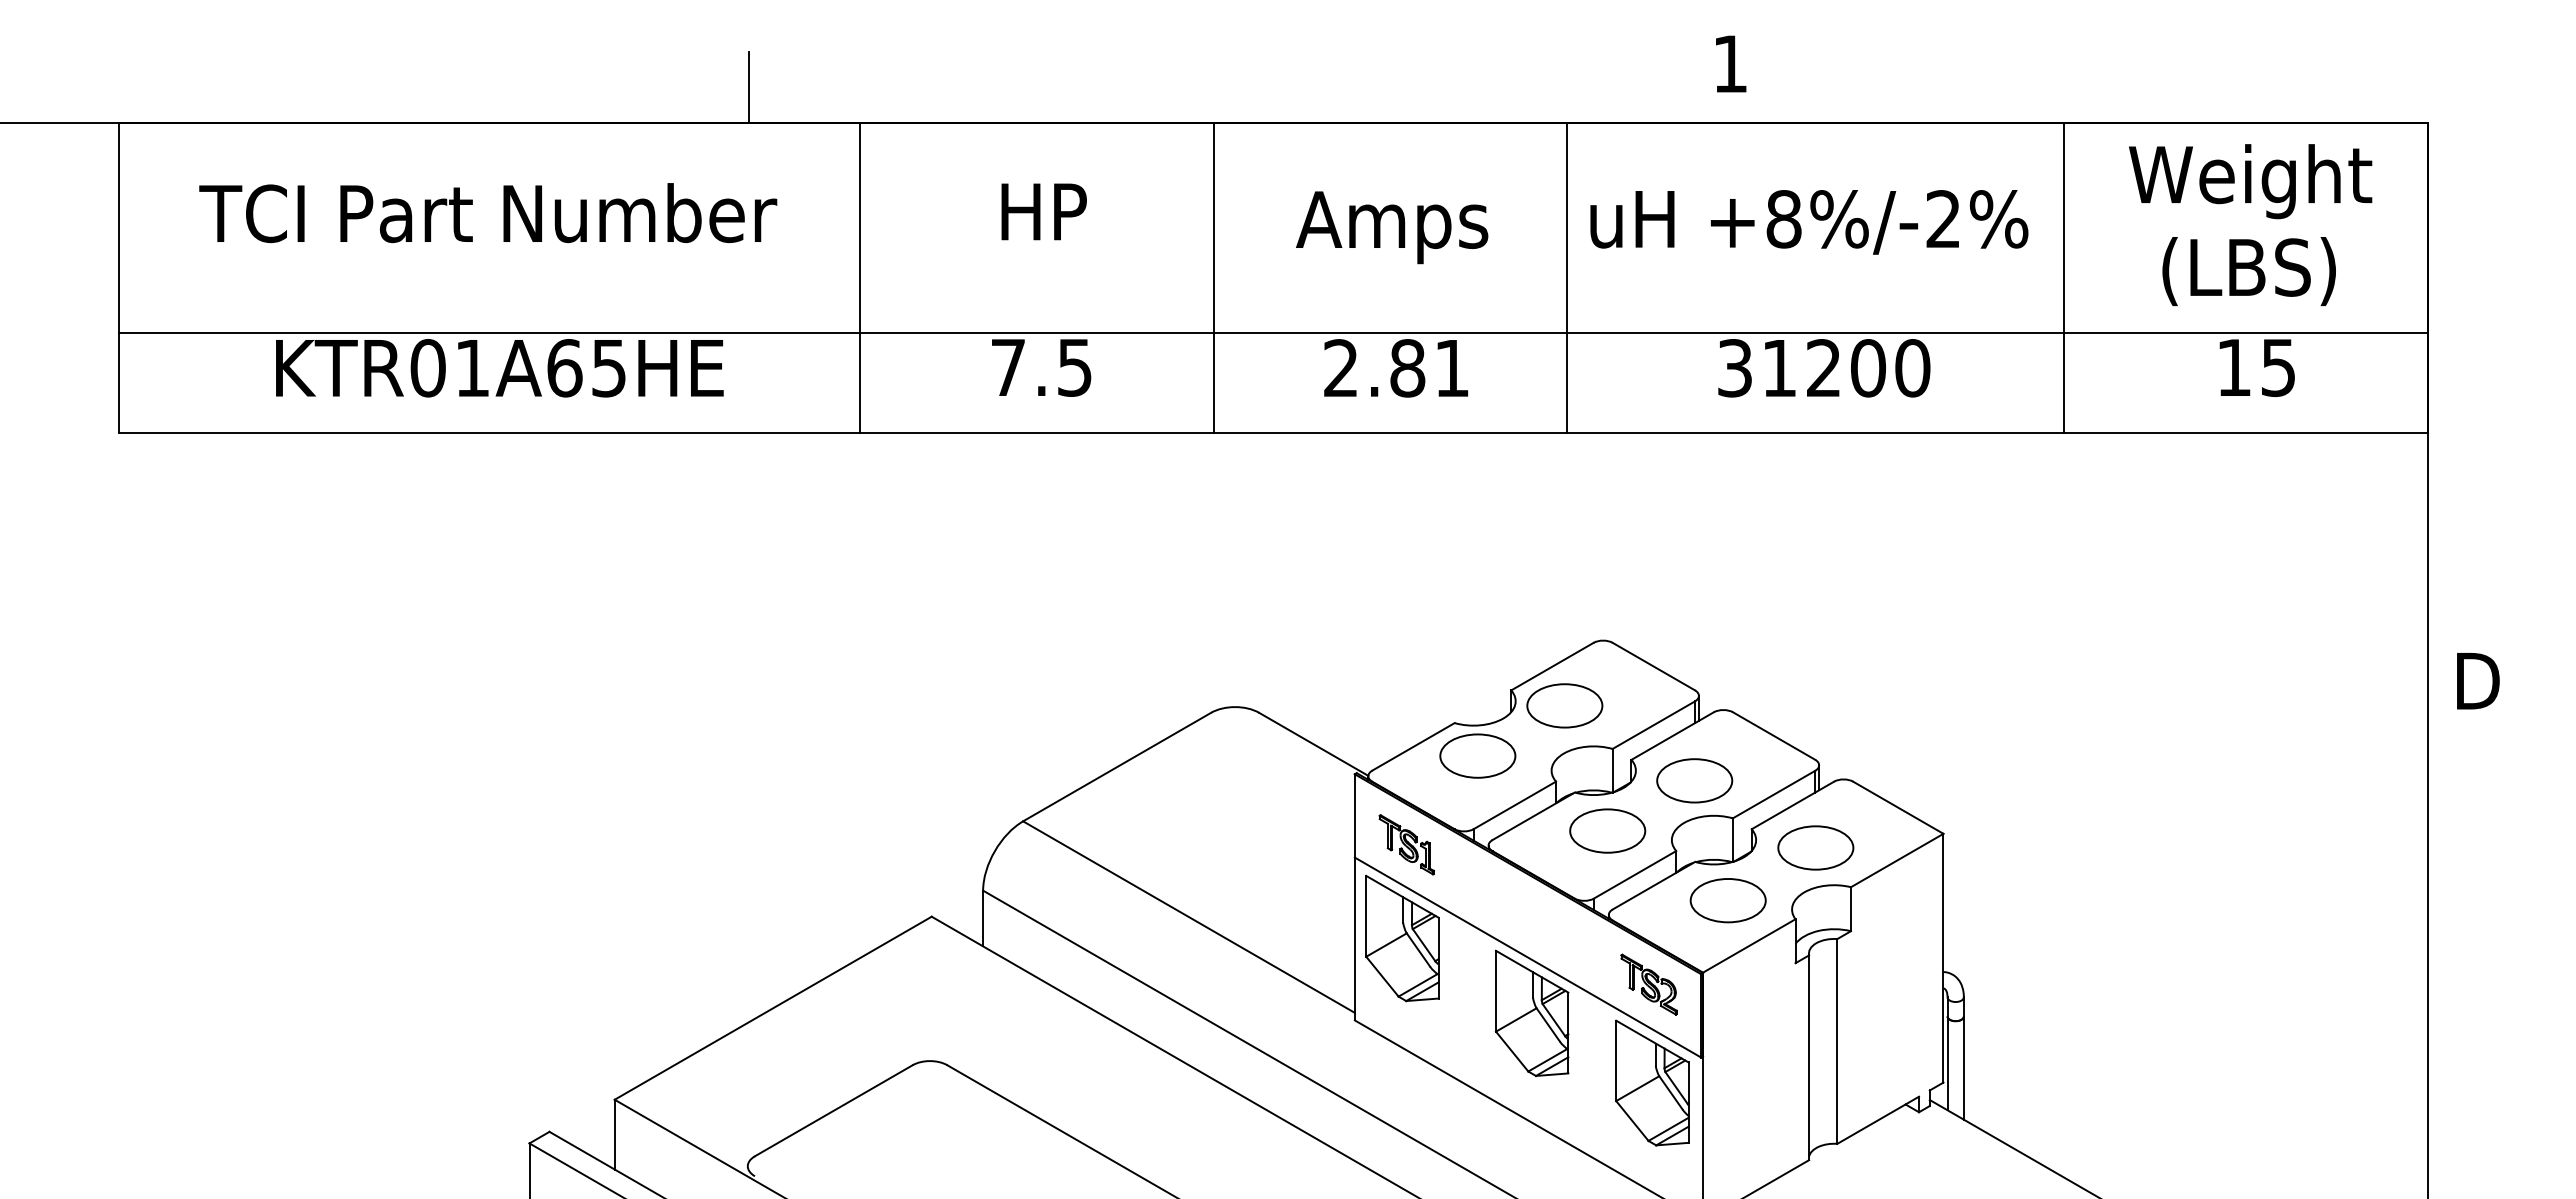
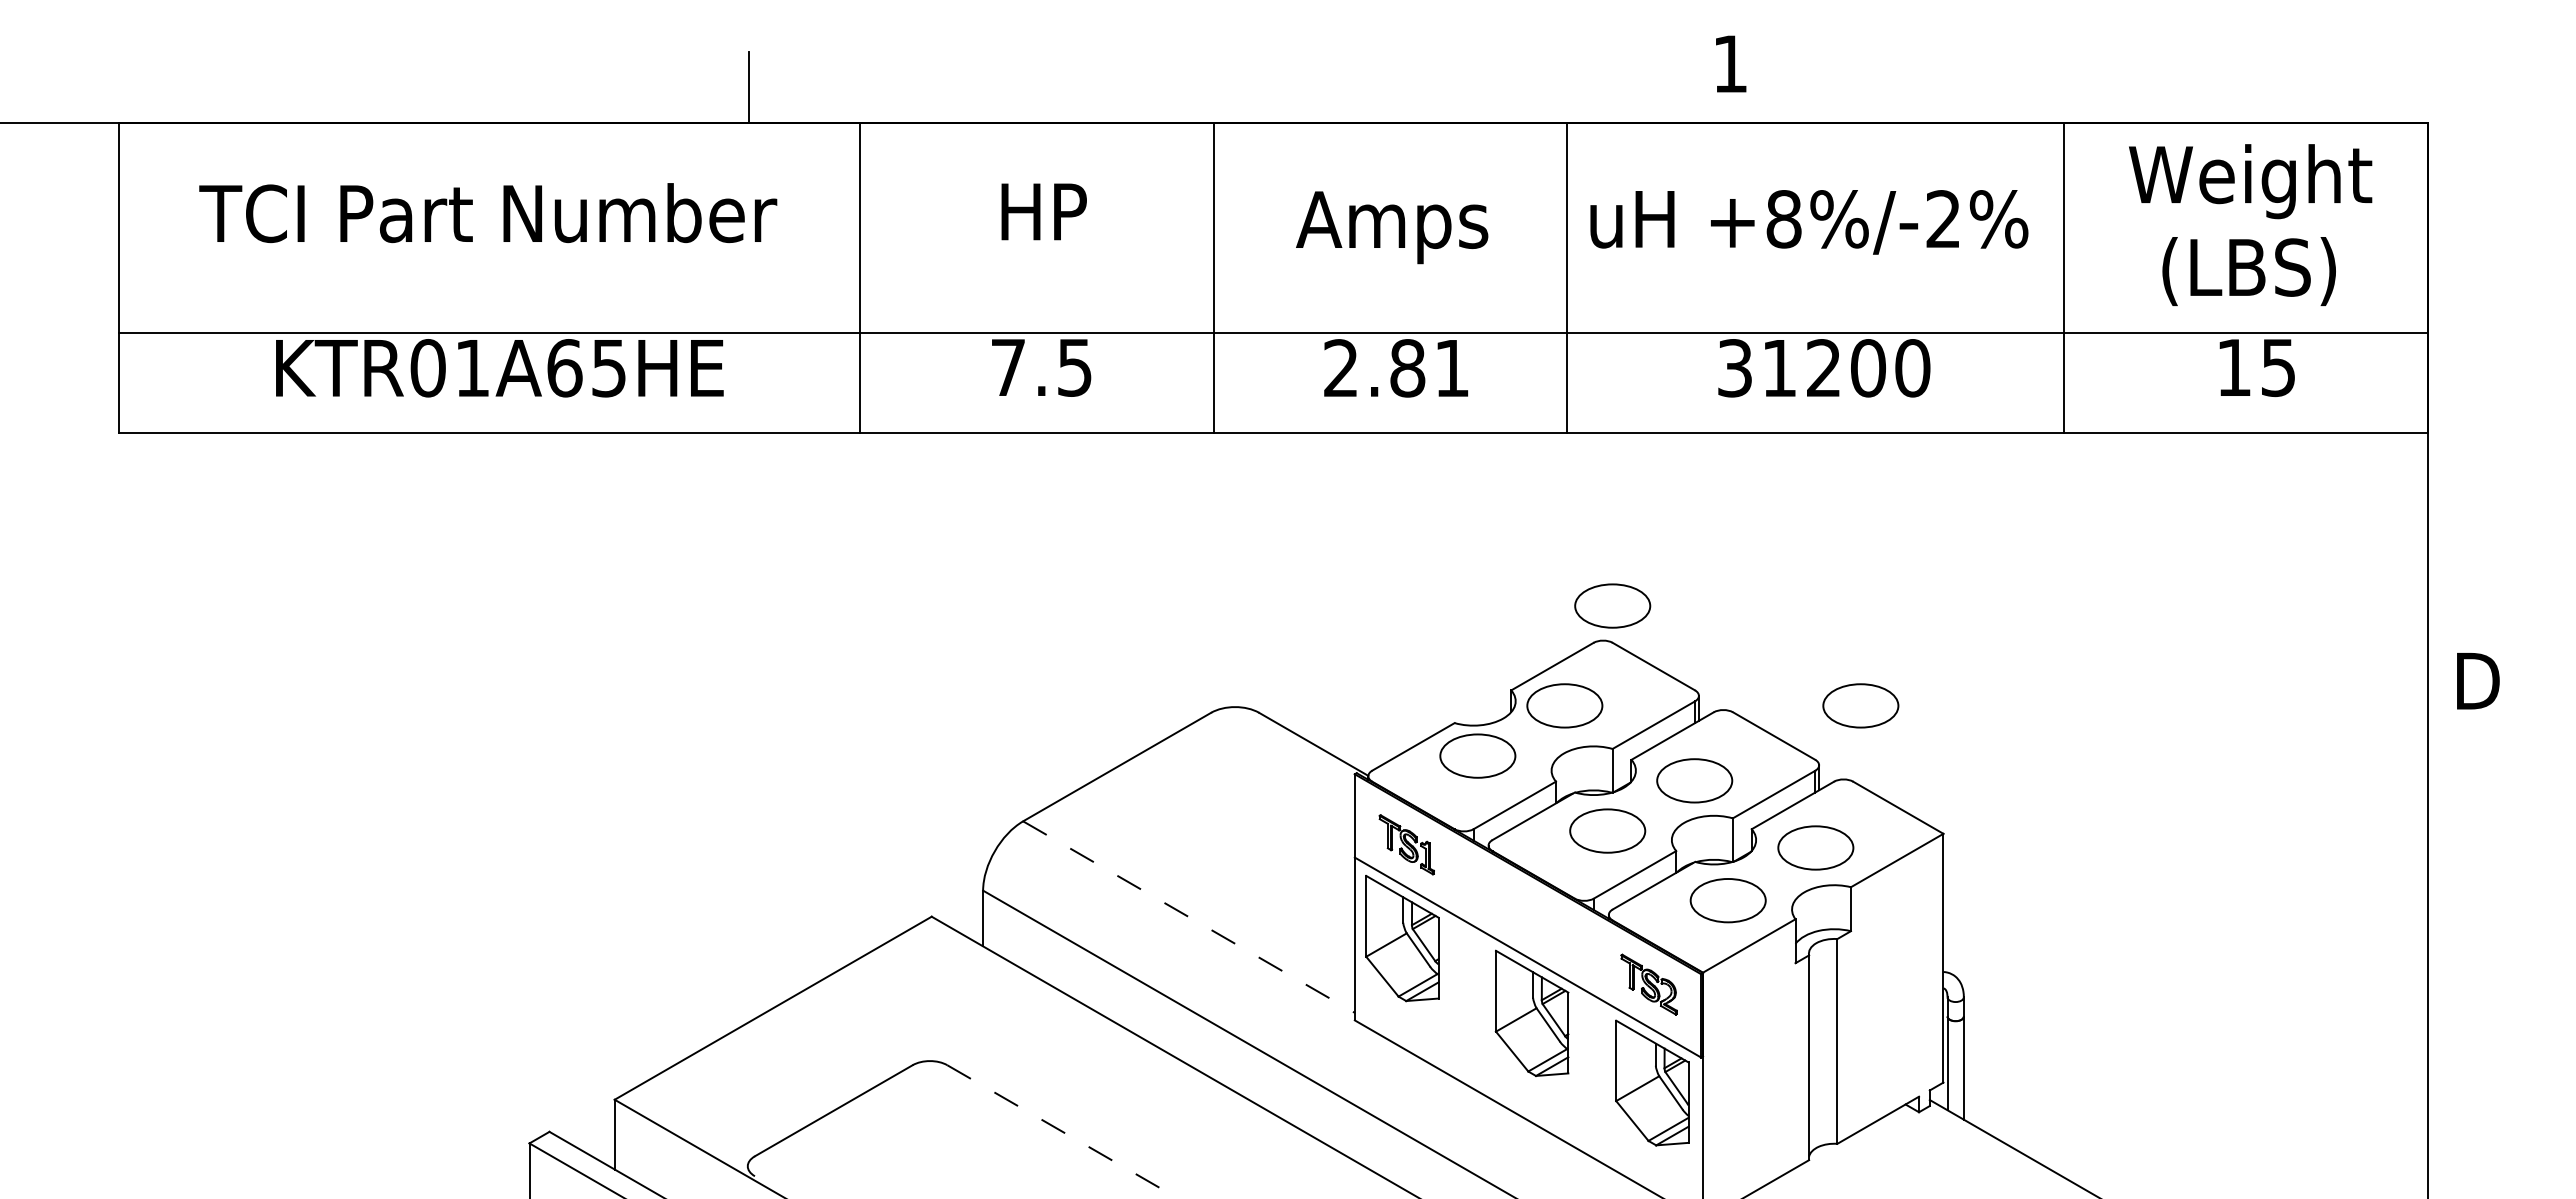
part: none -> present (1612, 605)
part: none -> present (1860, 705)
line: solid -> dashed (1188, 917)
line: solid -> dashed (1063, 1132)
